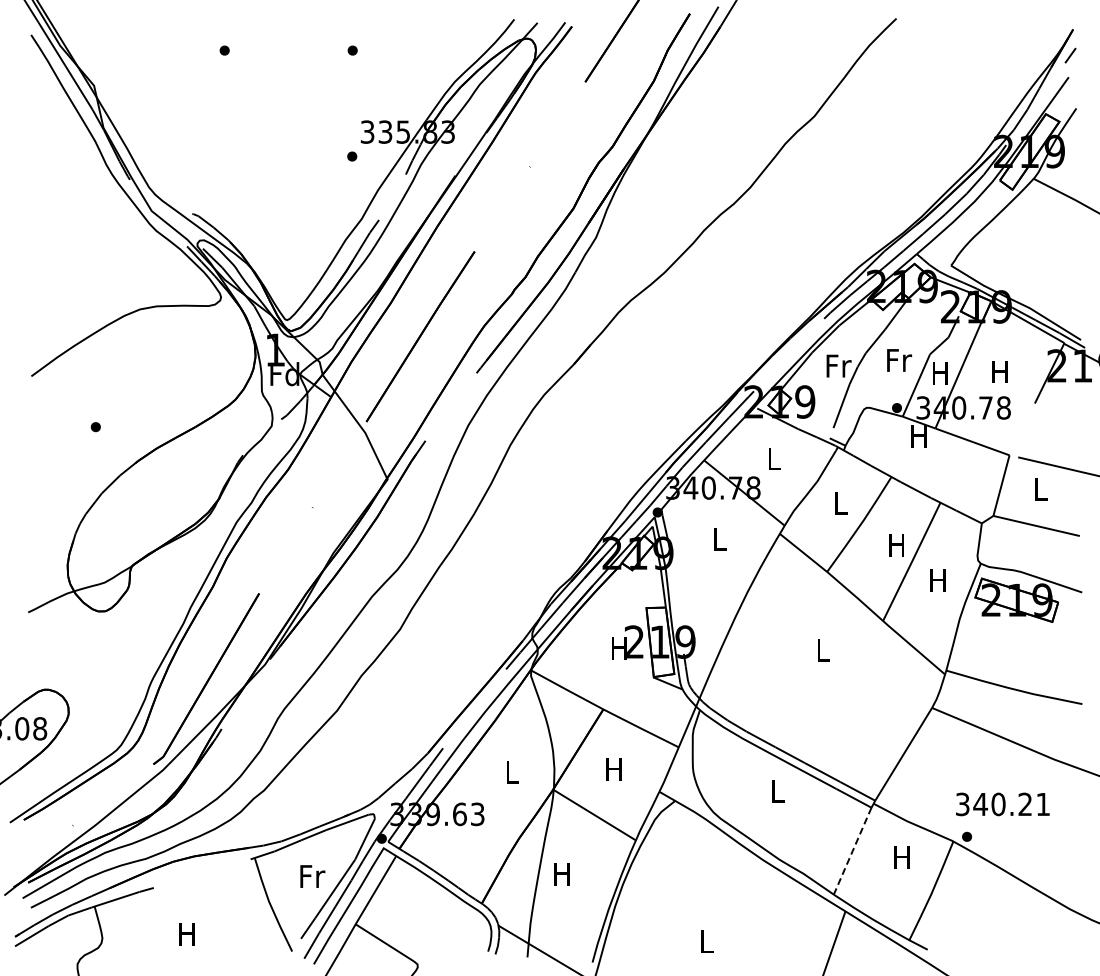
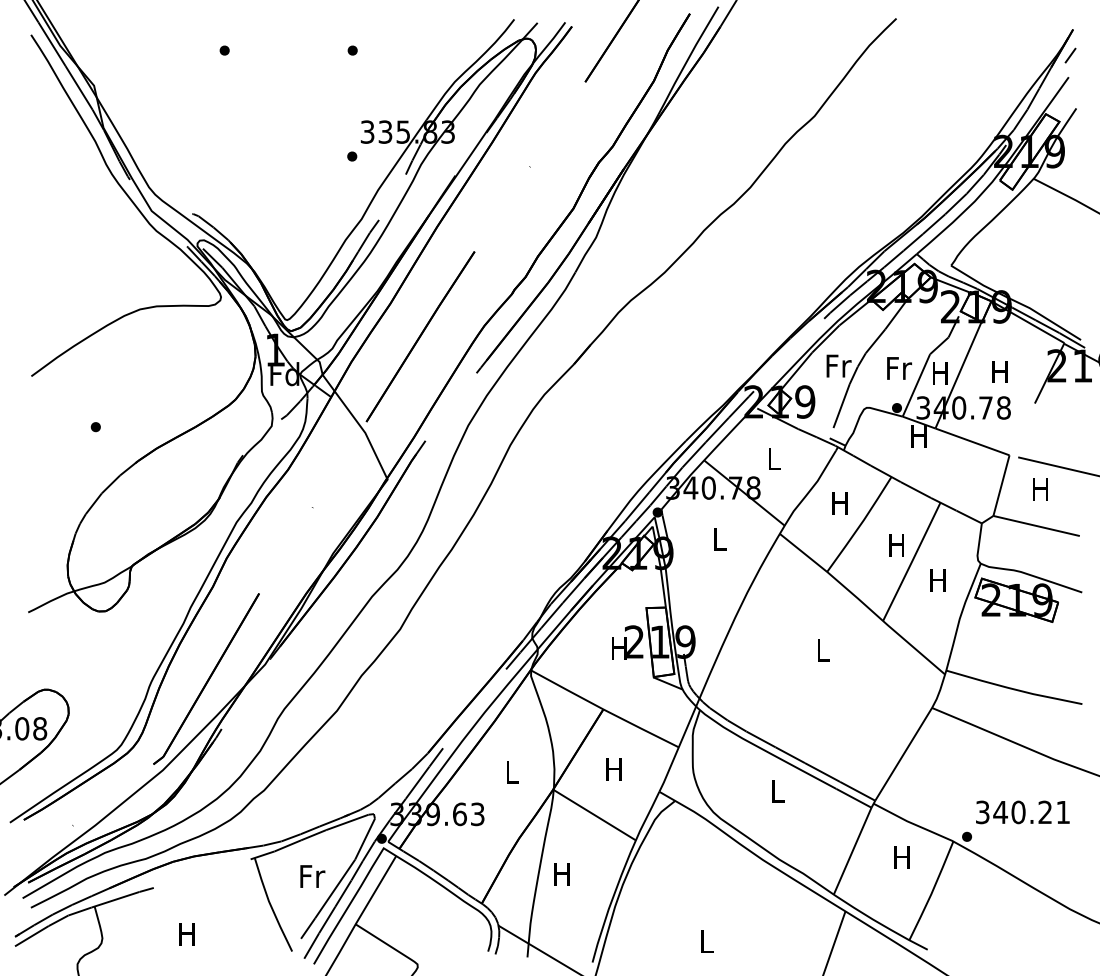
text position: (899, 360) -> (899, 368) (899, 368)
text: L -> H (1040, 489)
text: L -> H (839, 503)
text position: (1002, 804) -> (1022, 812) (1022, 812)
line: dashed -> solid (852, 851)
